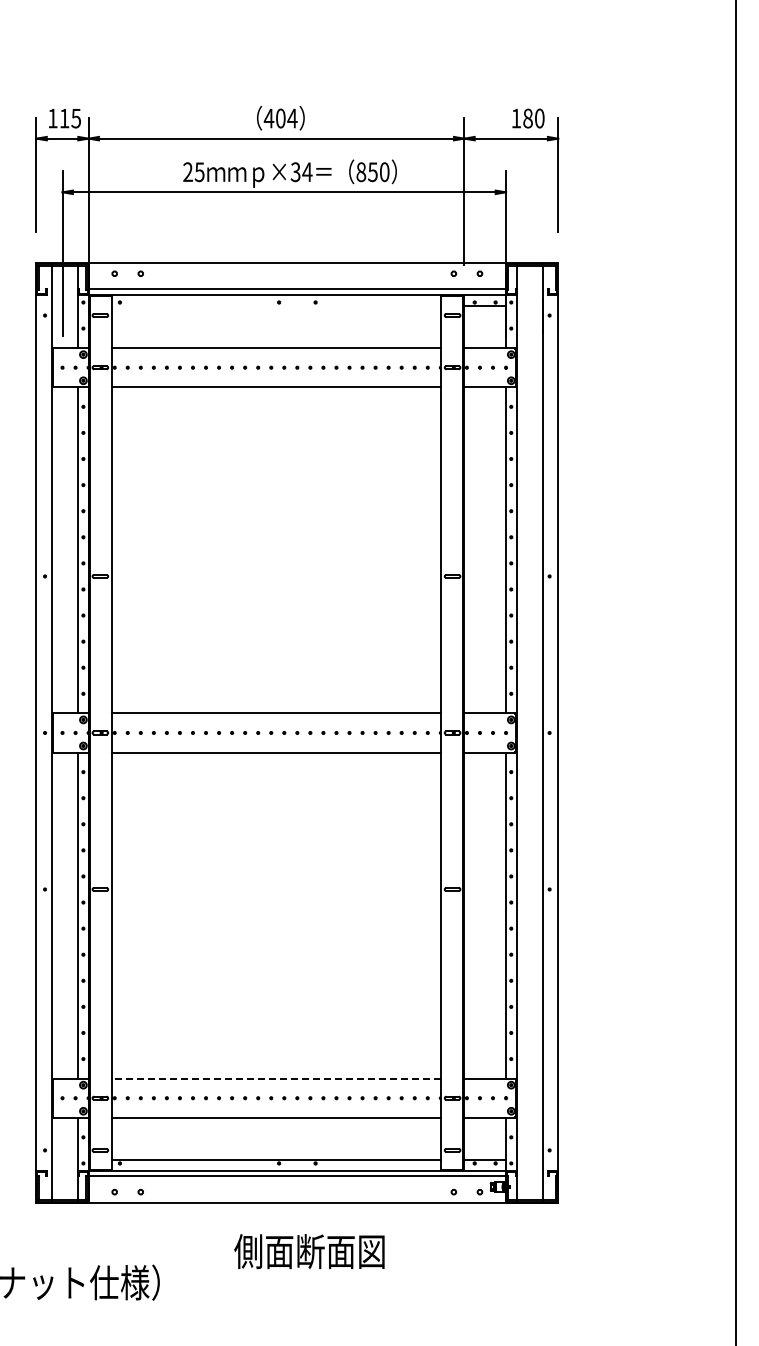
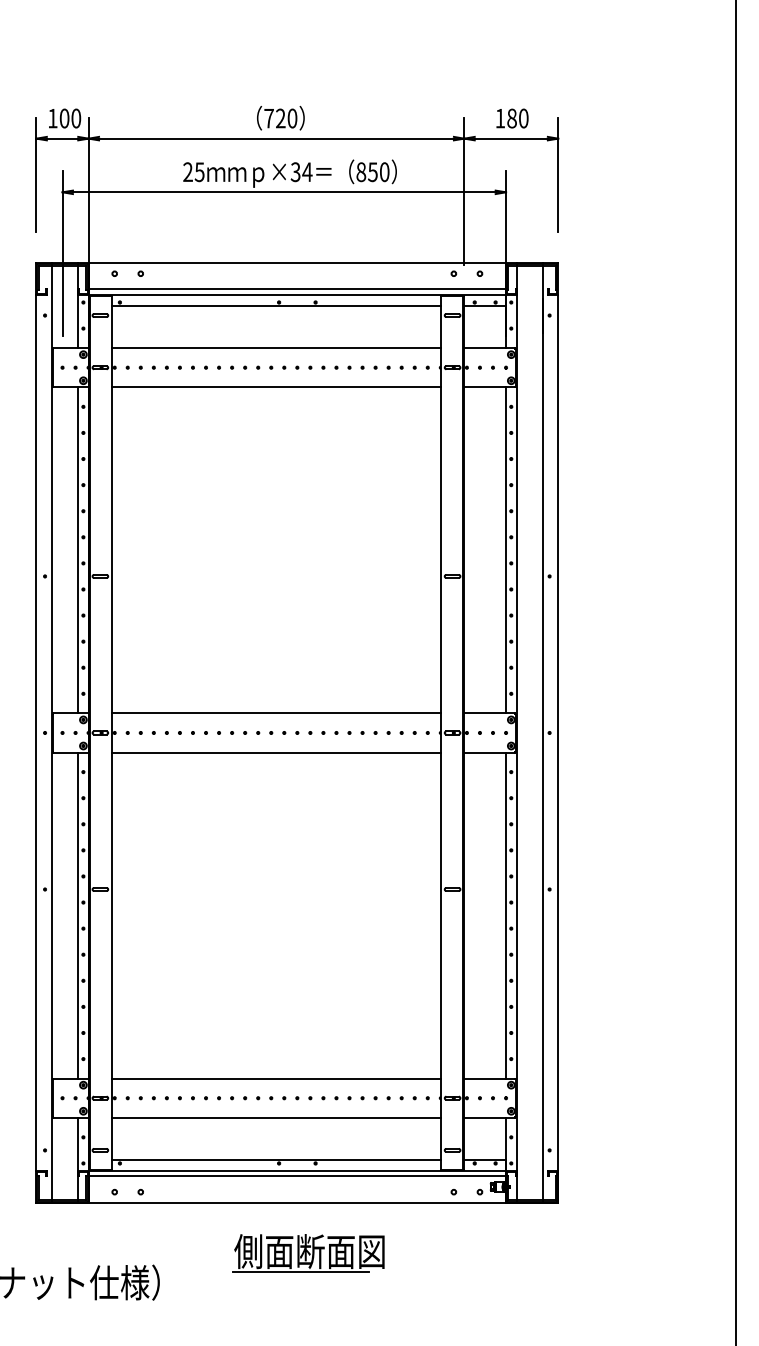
text: 115 -> 100 (70, 118)
text: 404 -> 720 (280, 118)
text position: (528, 118) -> (512, 118) (512, 118)
line: none -> present (276, 306)
line: dashed -> solid (275, 1078)
line: none -> present (300, 1271)
